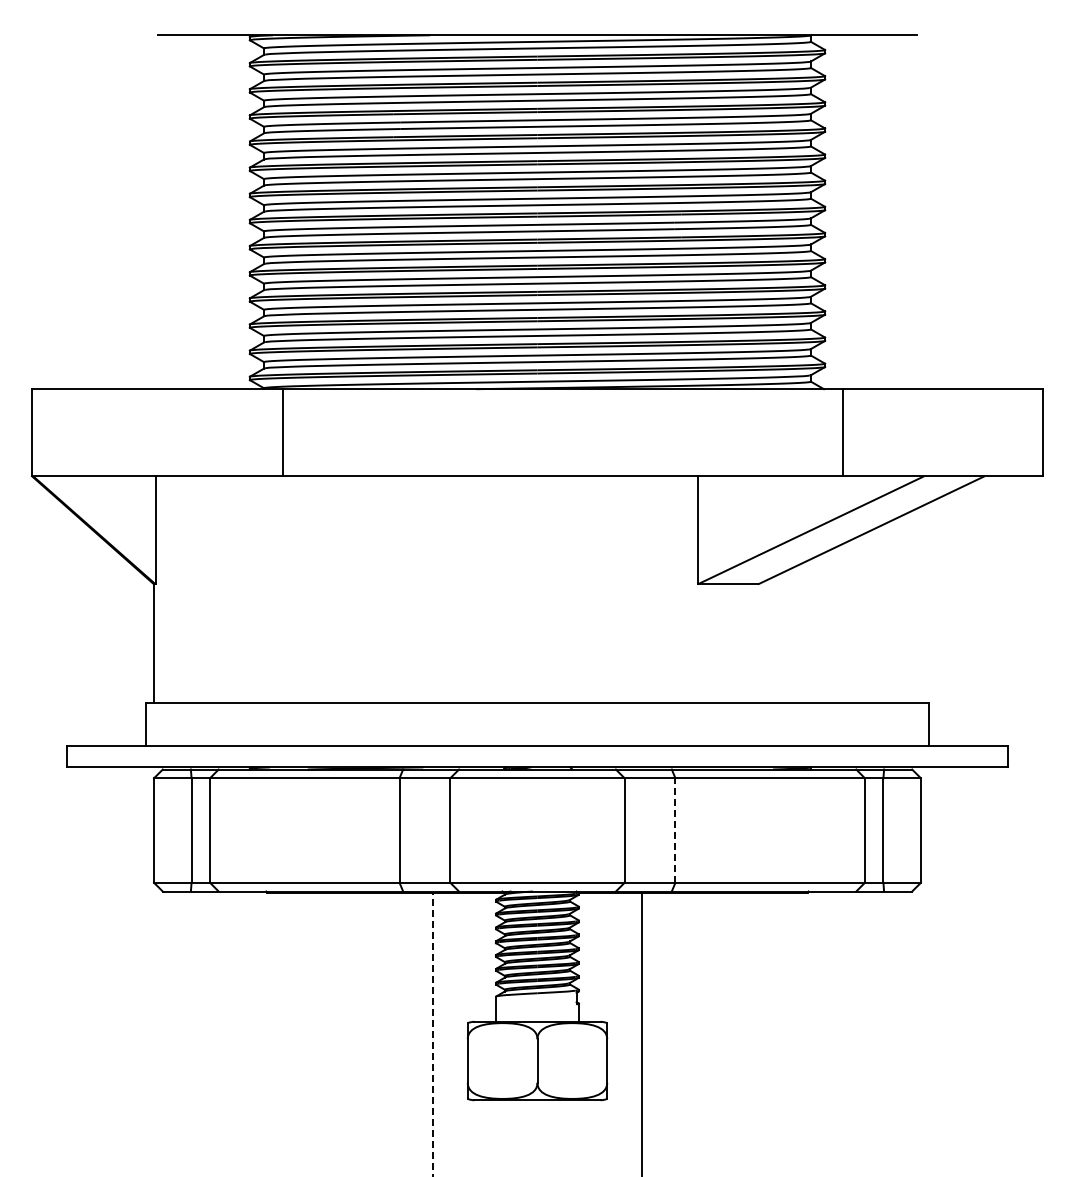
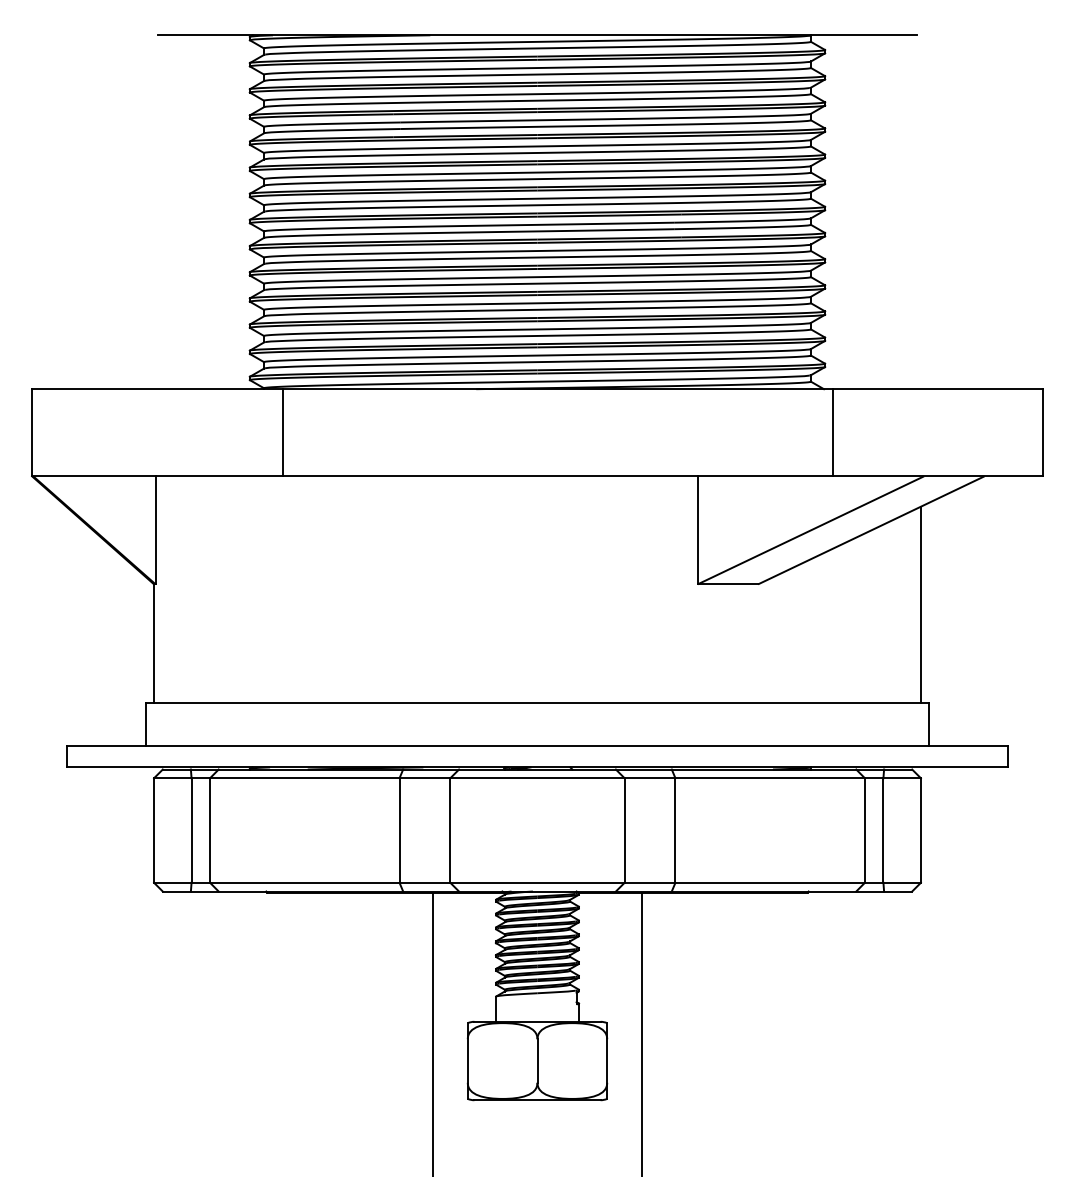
line position: (843, 432) -> (833, 432) (833, 432)
line: none -> present (920, 604)
line: dashed -> solid (675, 830)
line: dashed -> solid (432, 1034)
